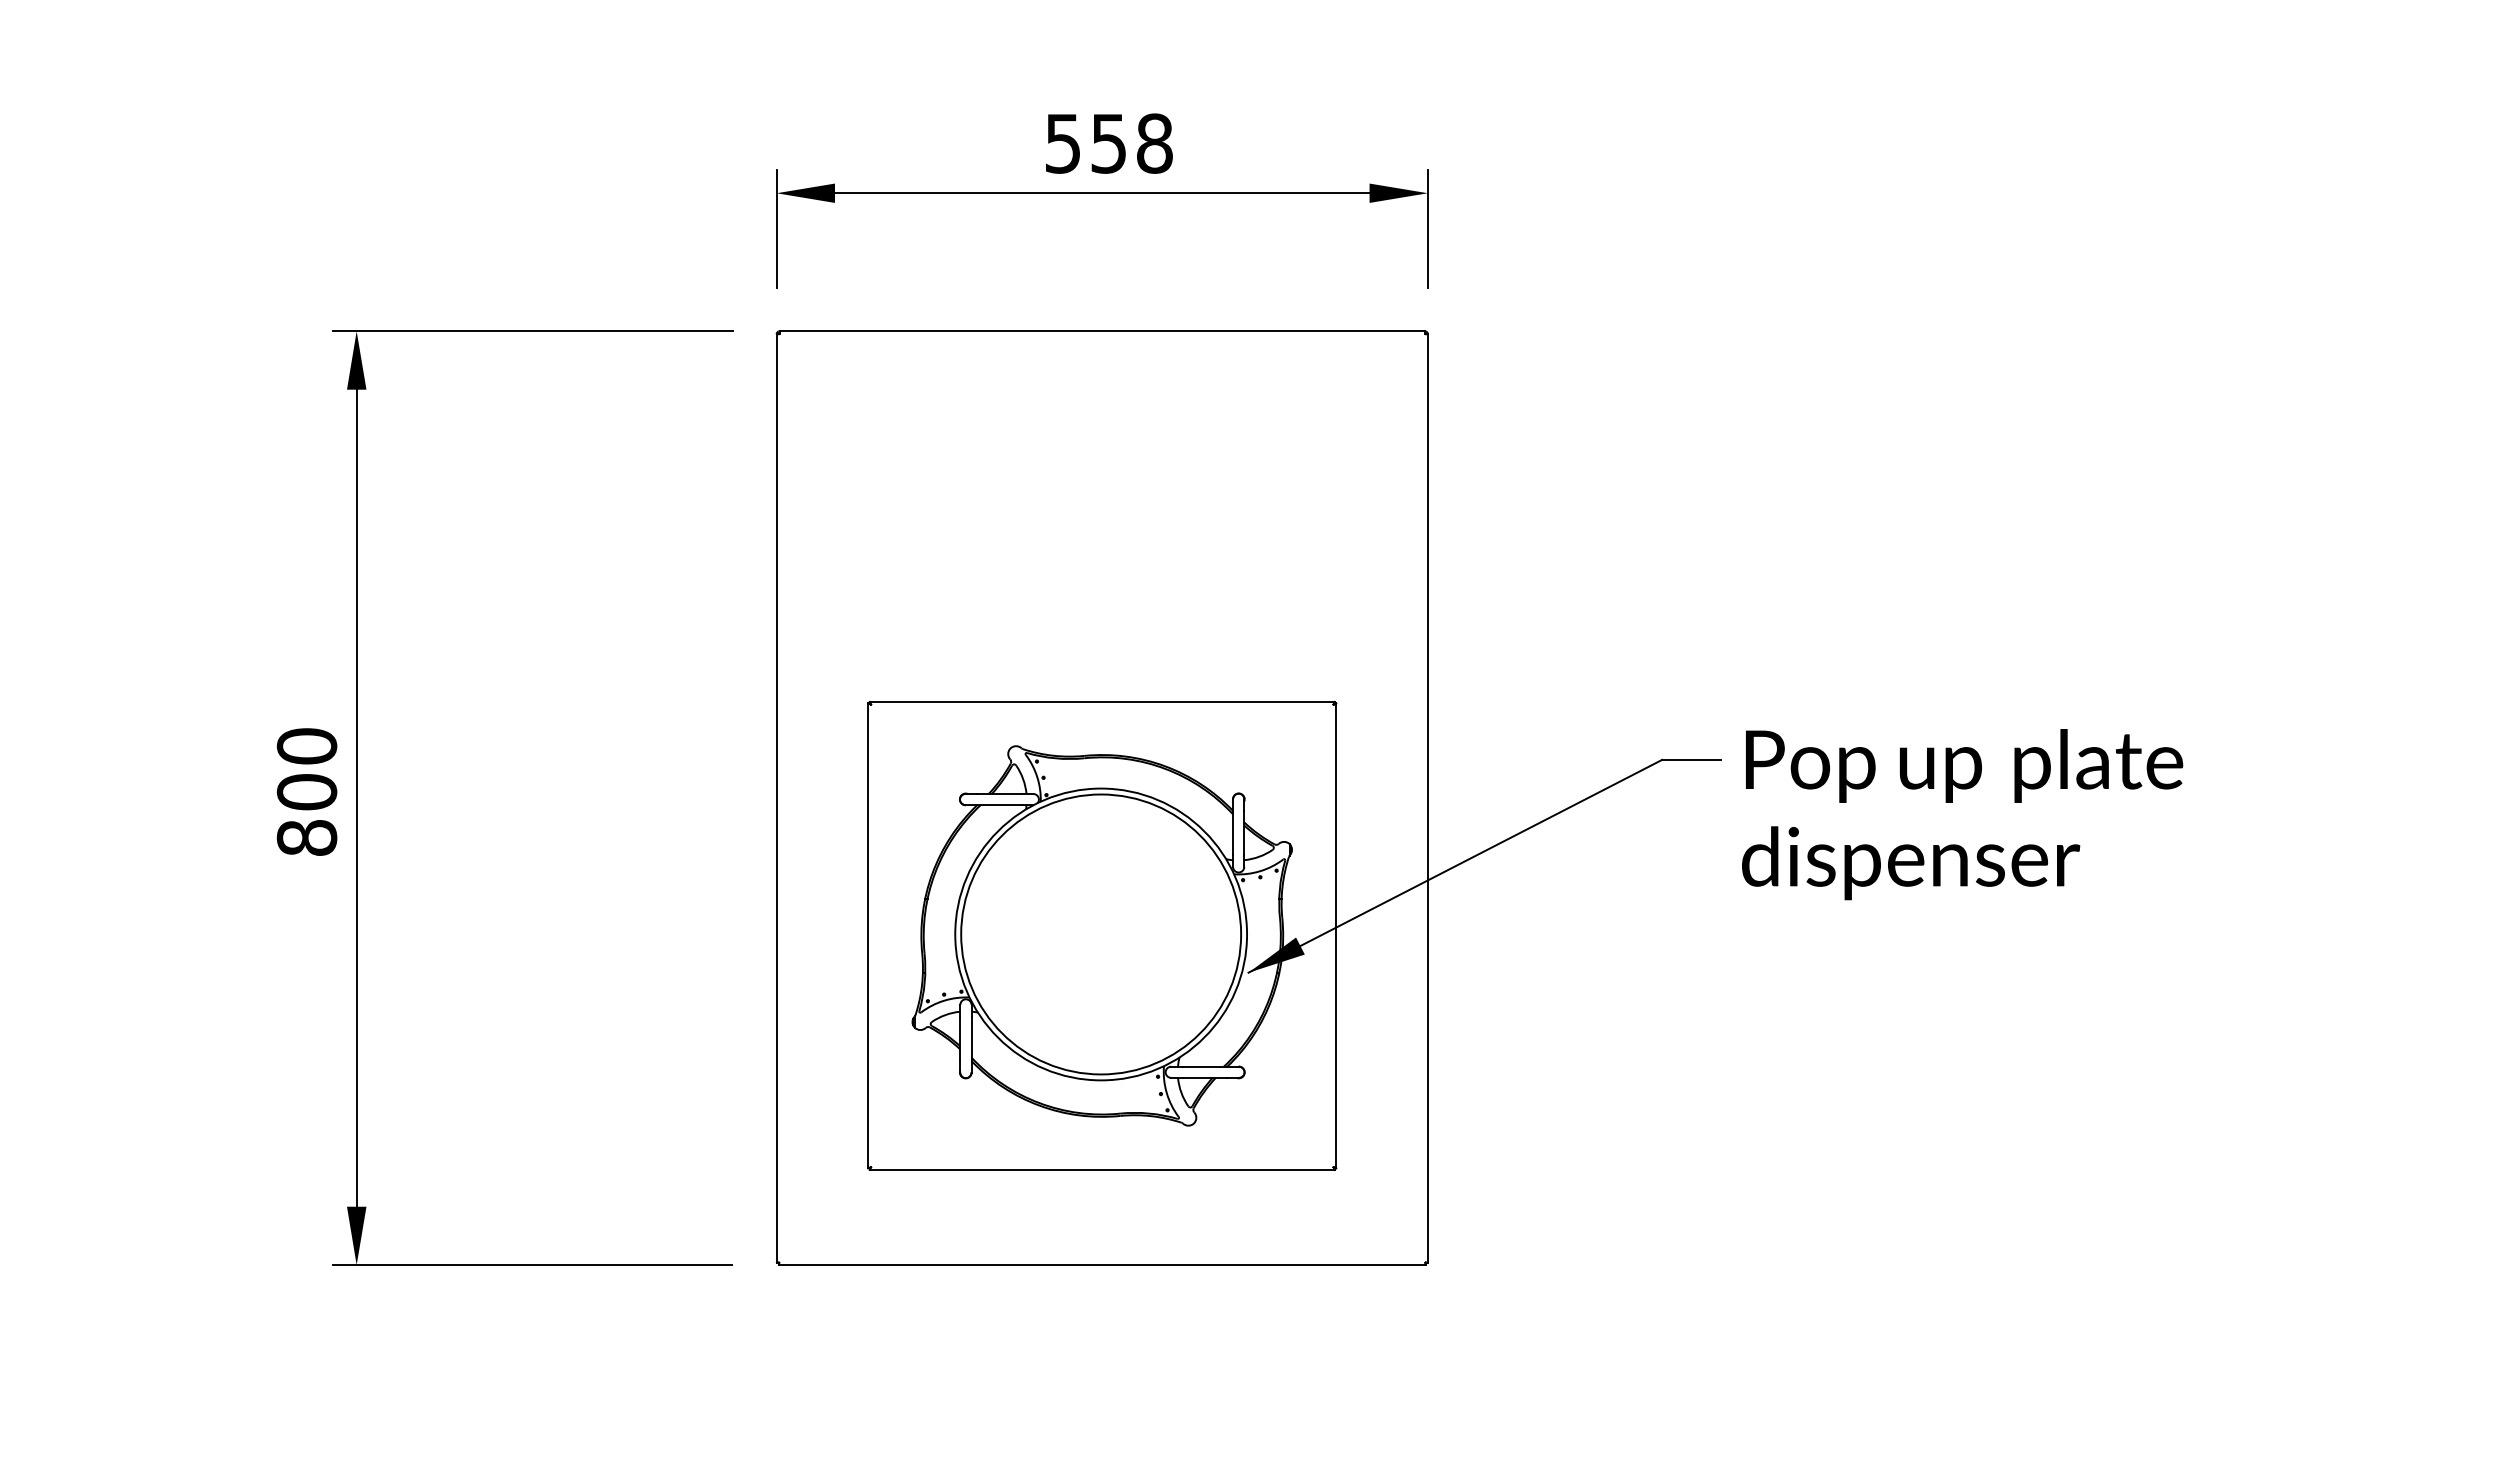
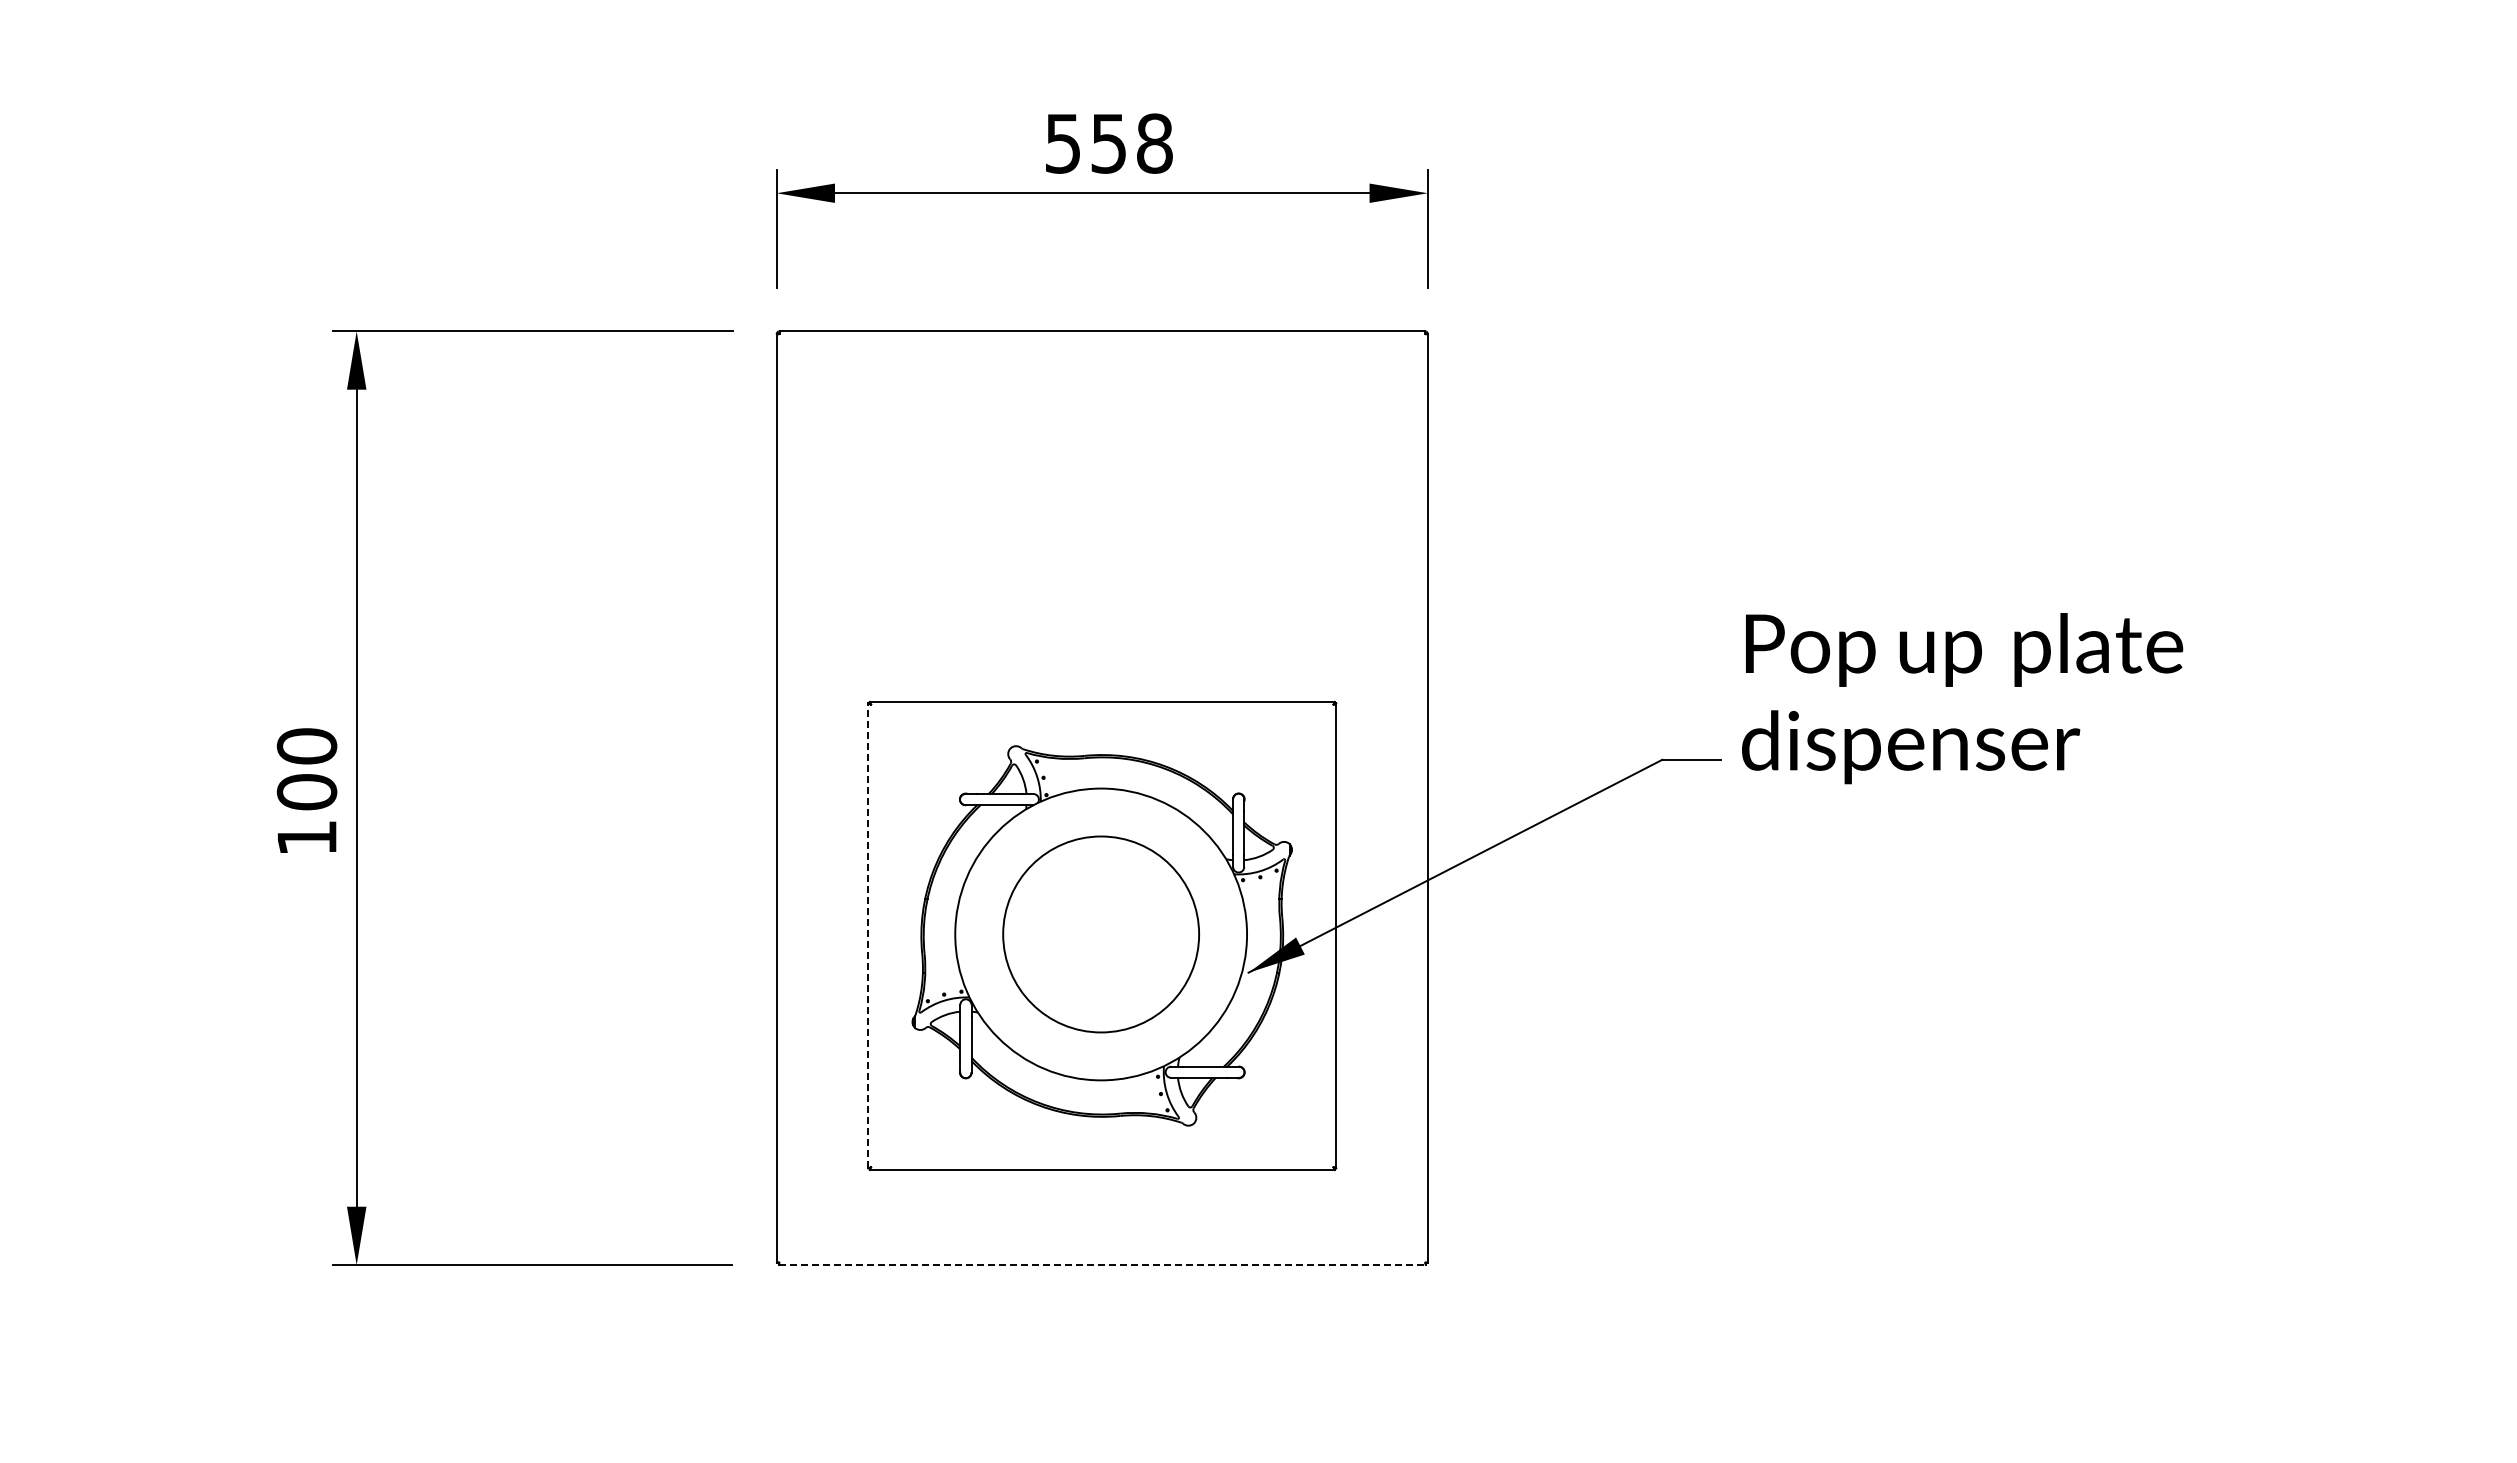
text position: (1962, 814) -> (1962, 698) (1962, 698)
text: 800 -> 100 (306, 837)
circle diameter: 280 px -> 196 px (1101, 934)
line: solid -> dashed (868, 935)
line: solid -> dashed (1102, 1265)
